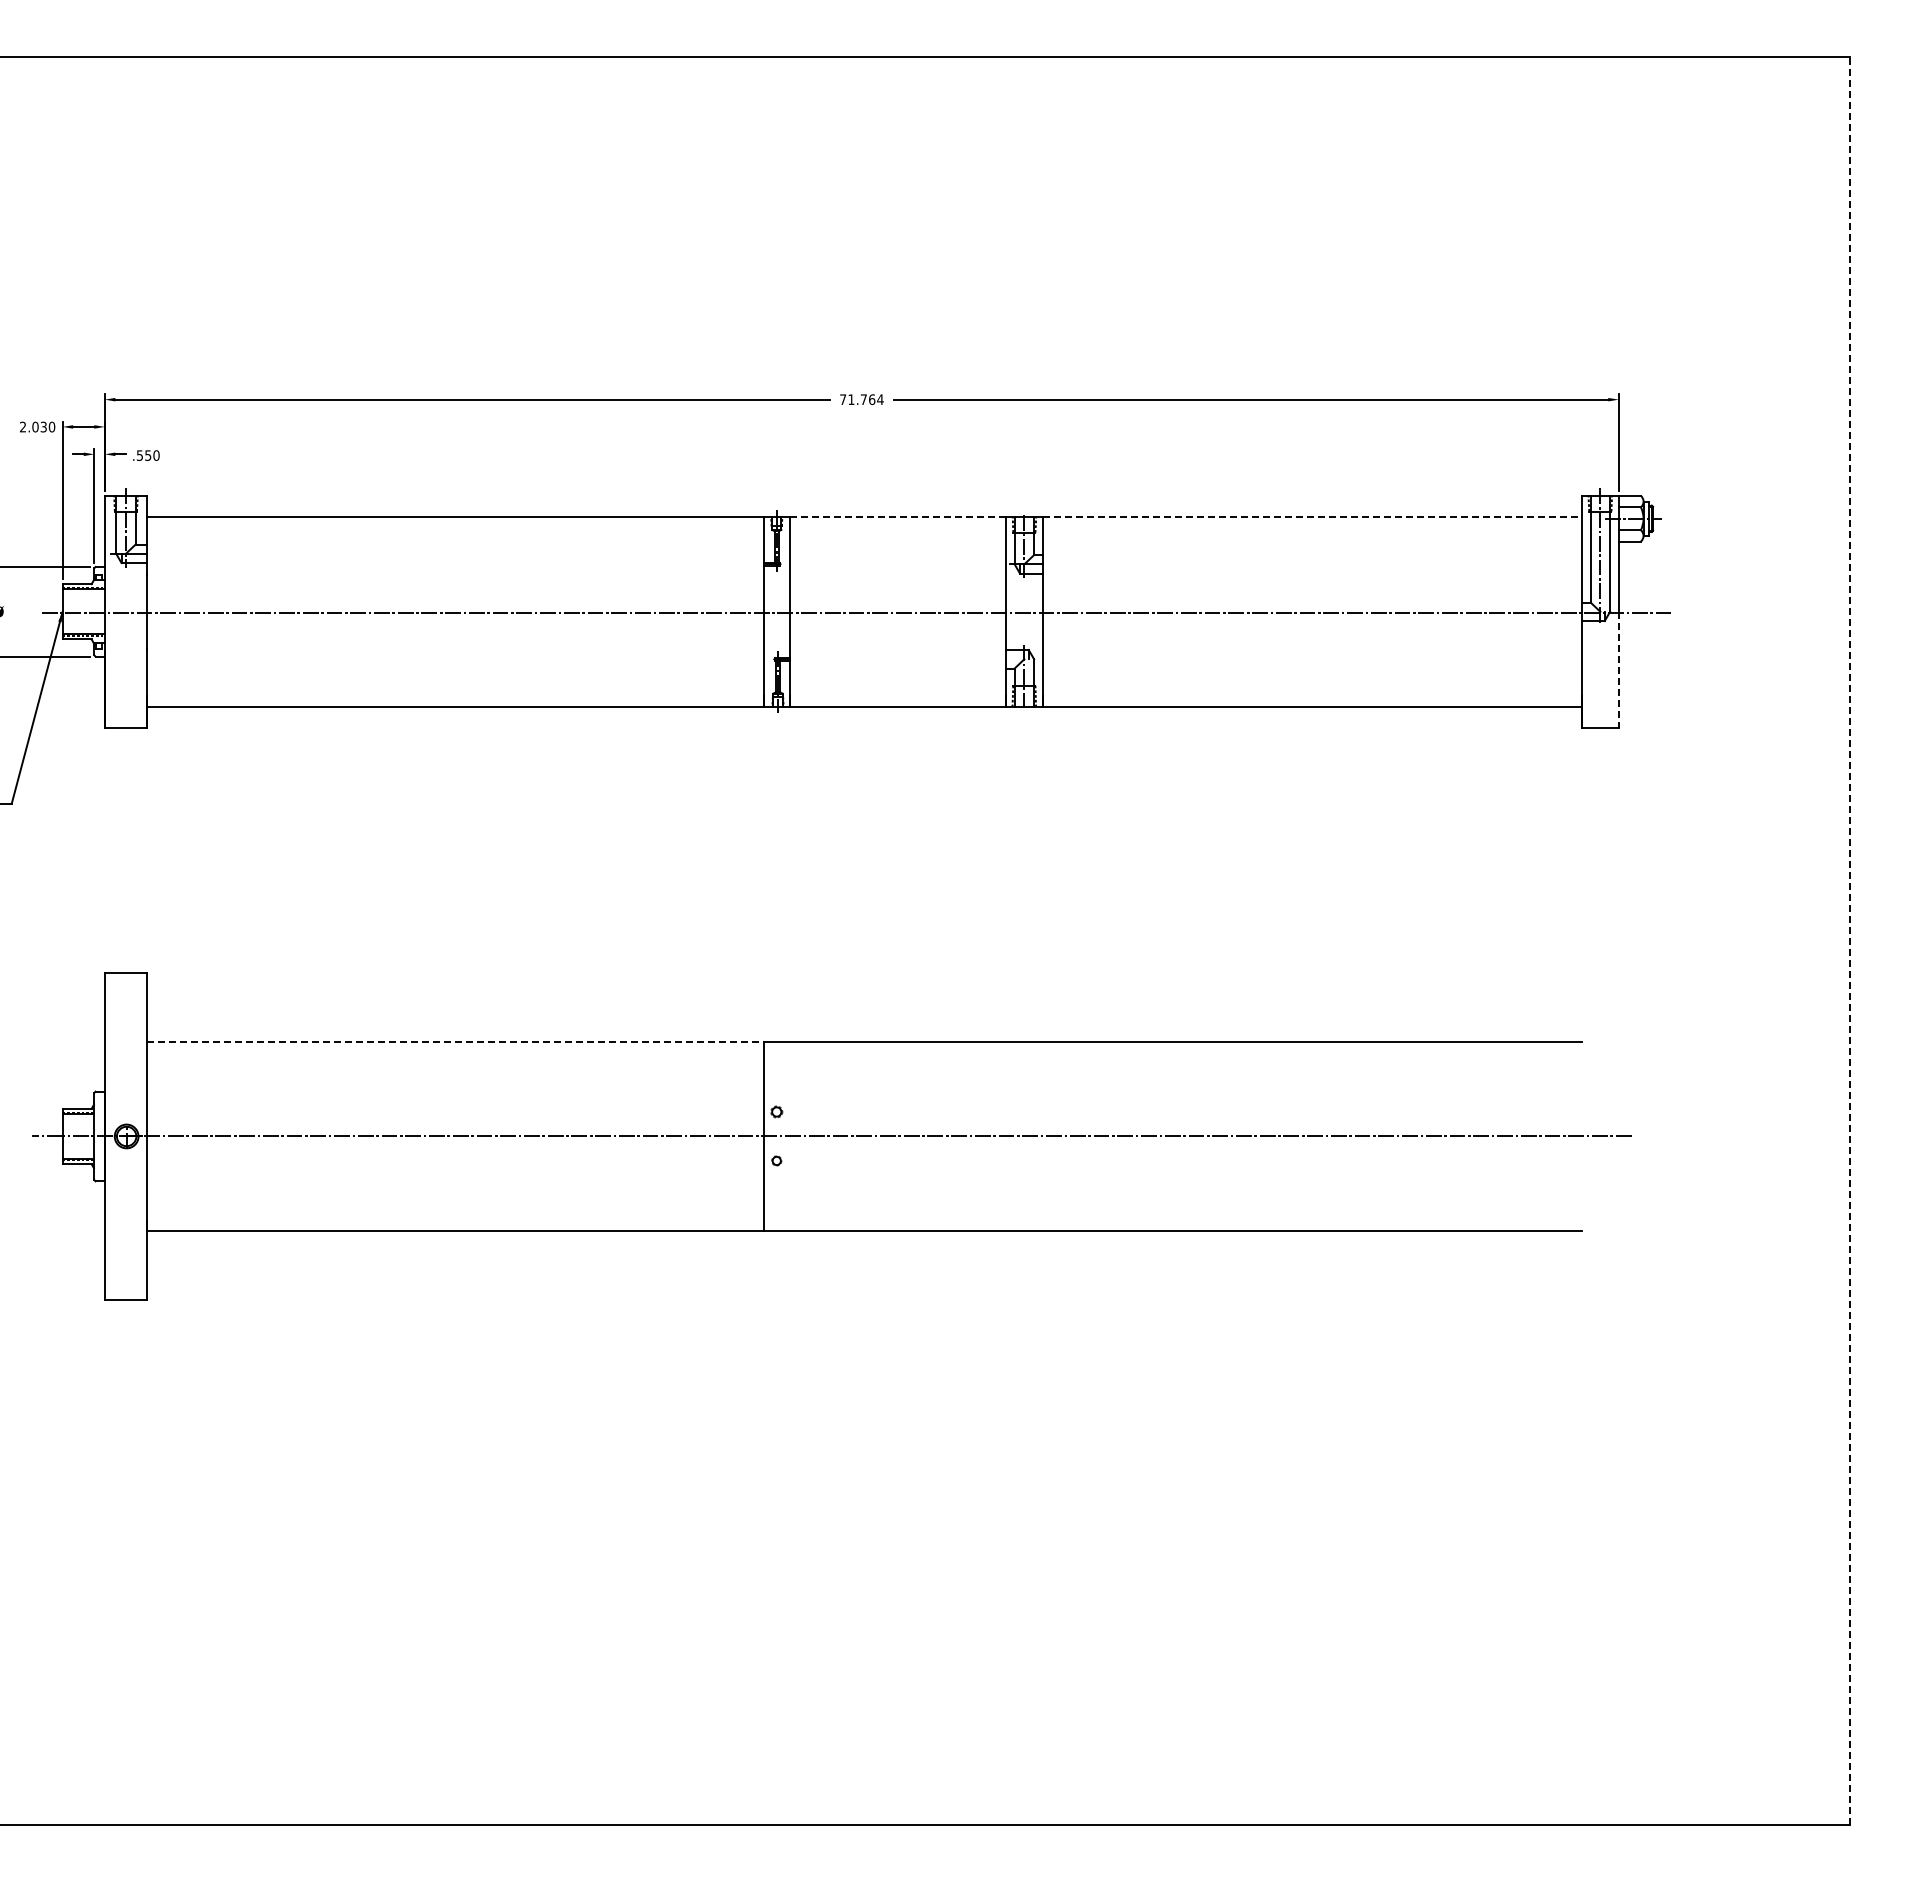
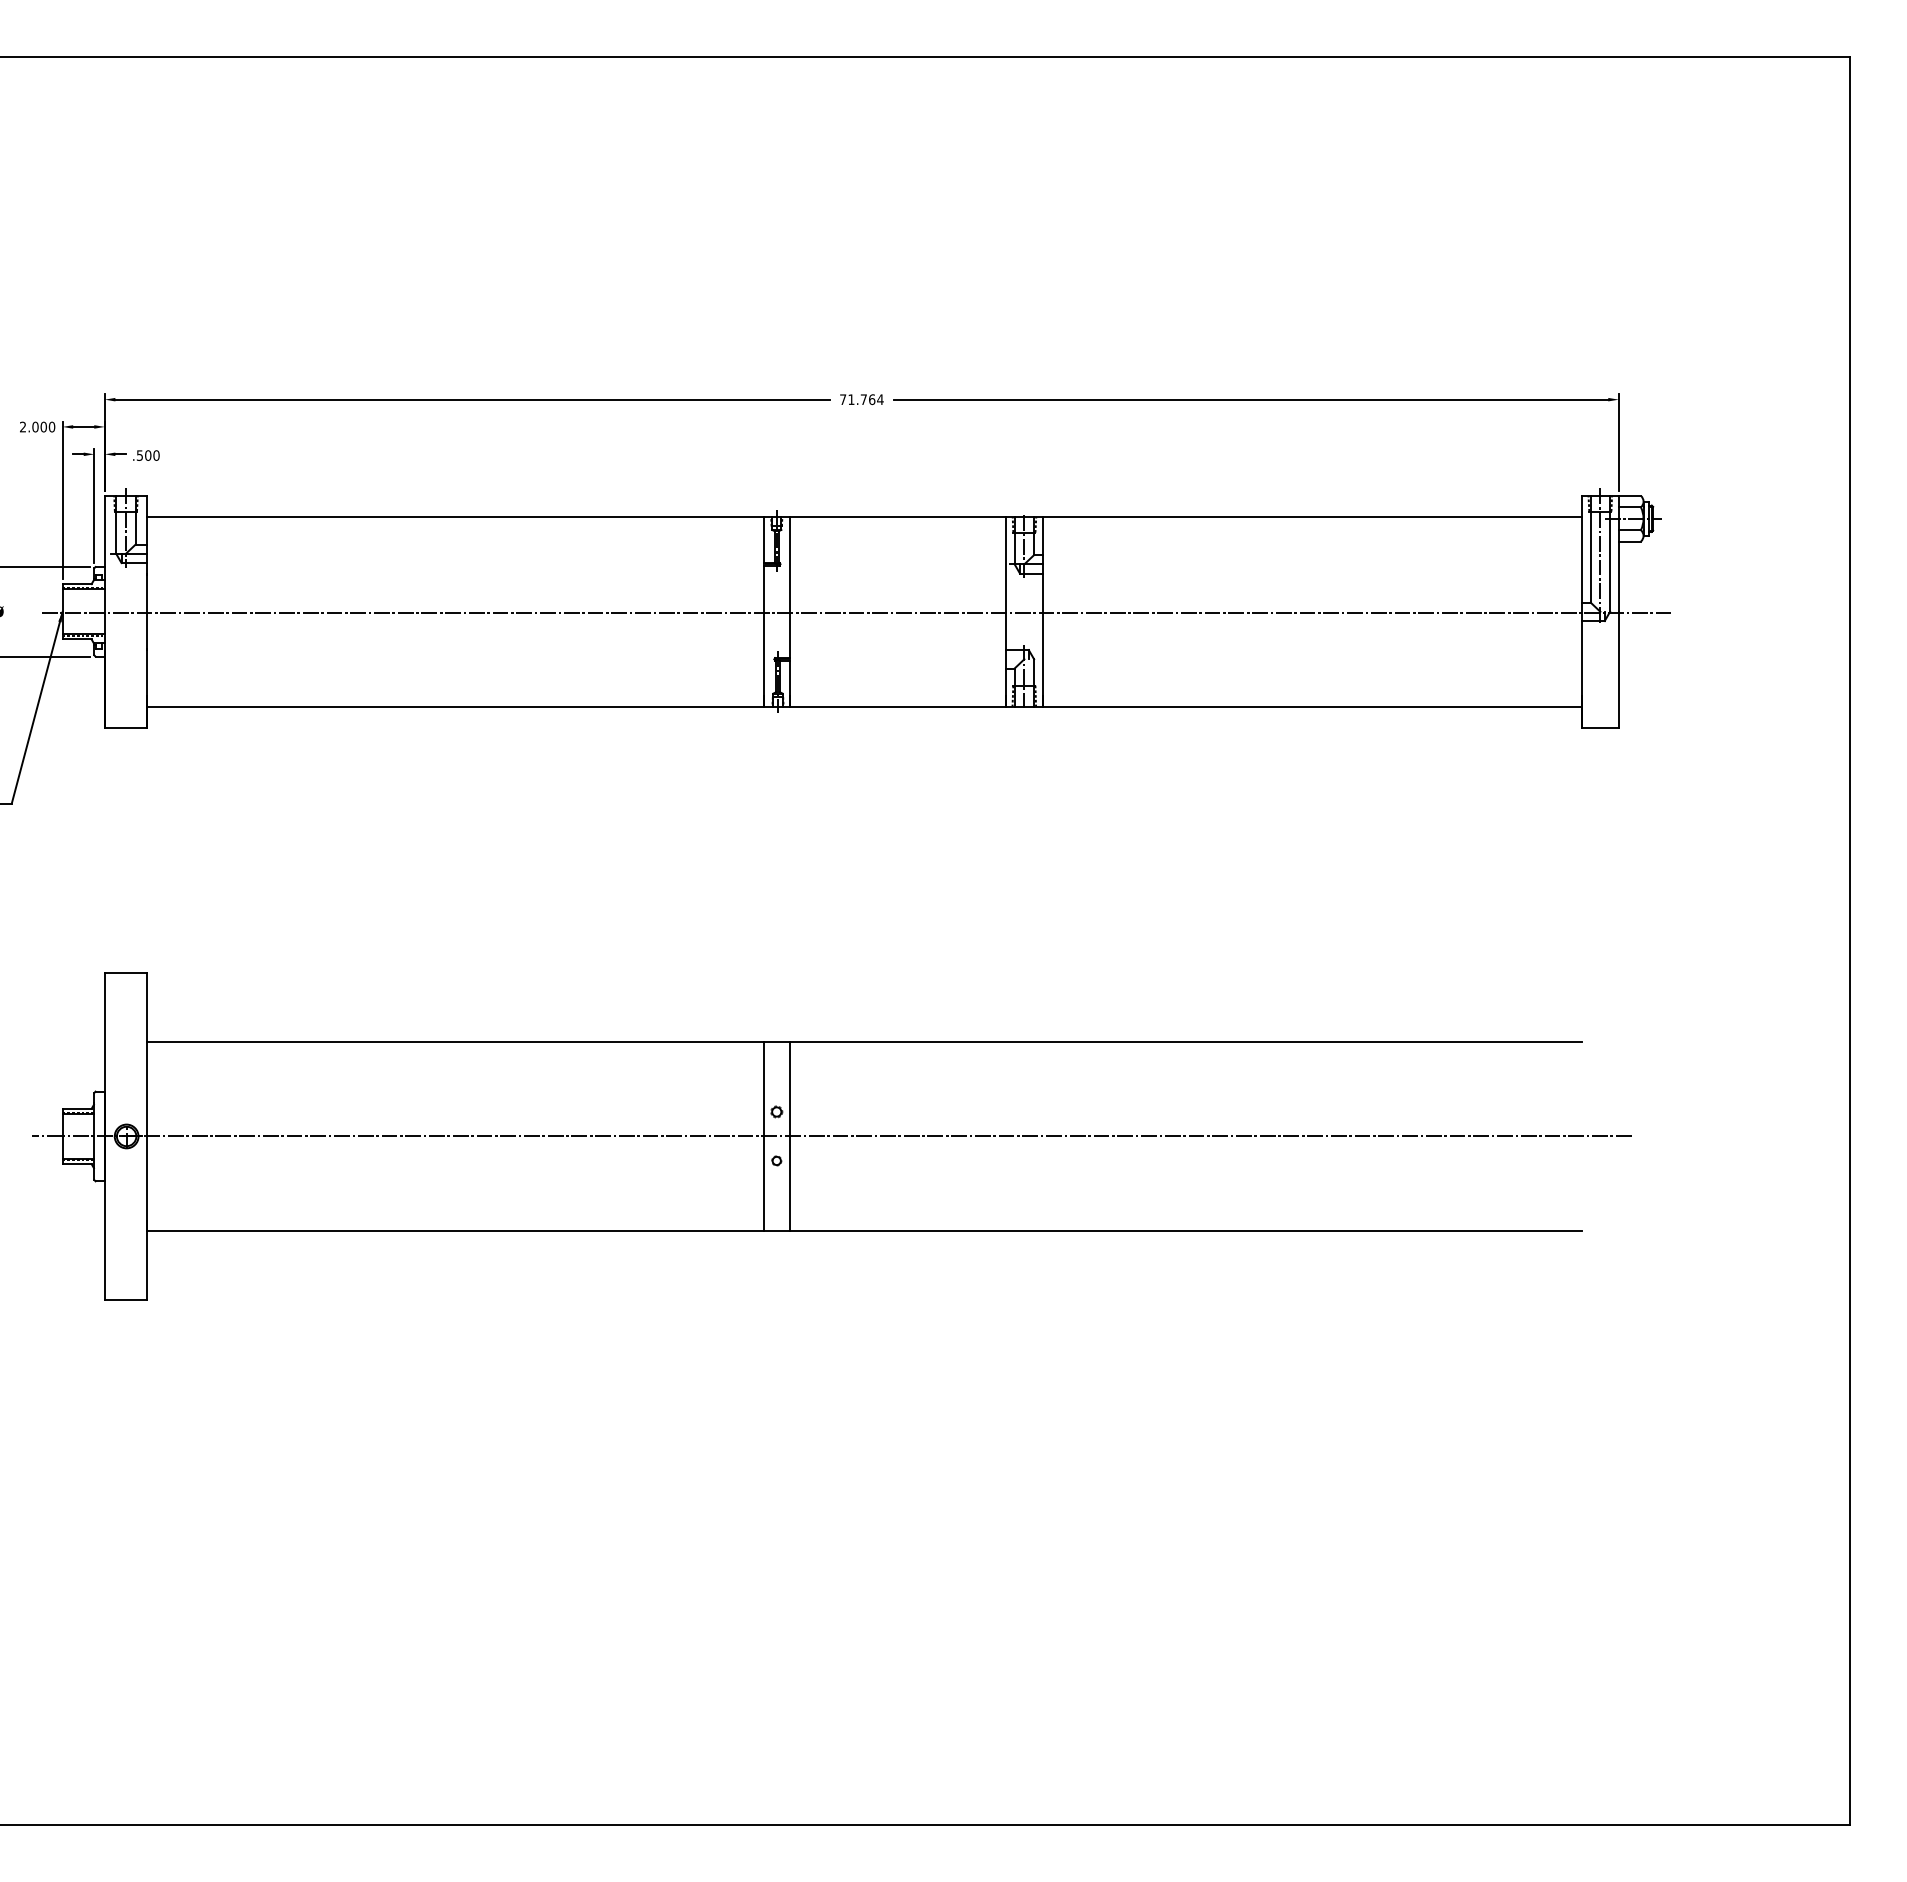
text: 2.030 -> 2.000 (43, 426)
text: .550 -> .500 (148, 455)
line: dashed -> solid (897, 516)
line: dashed -> solid (1312, 516)
line: dashed -> solid (1618, 670)
line: dashed -> solid (1849, 940)
line: dashed -> solid (455, 1041)
line: none -> present (789, 1136)
